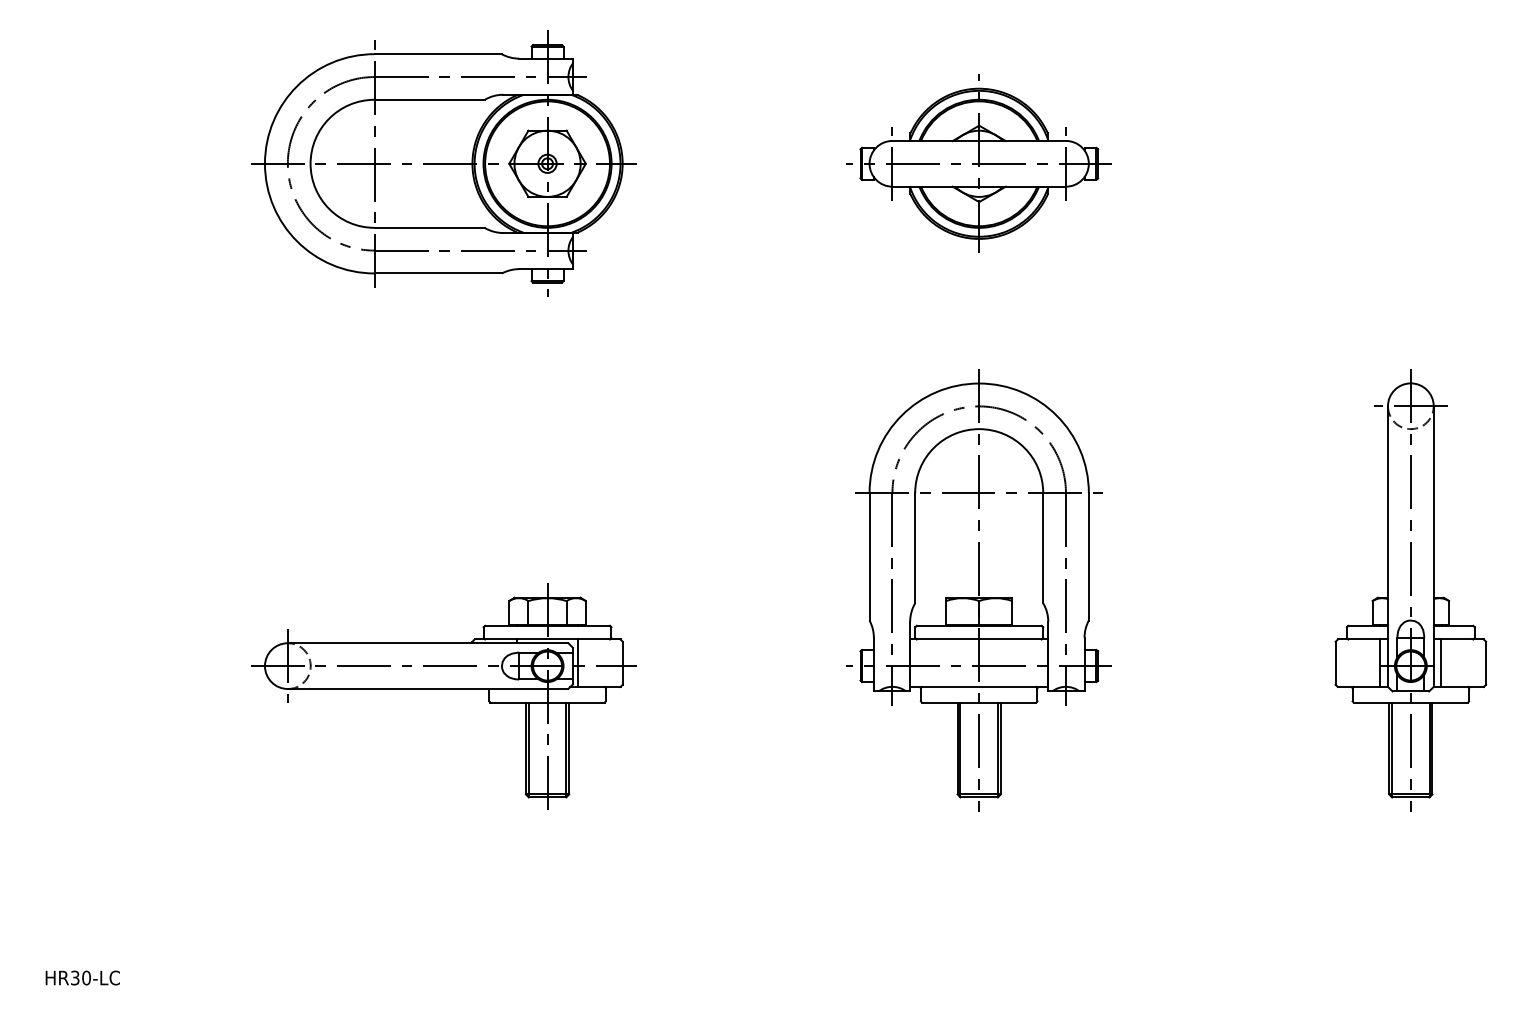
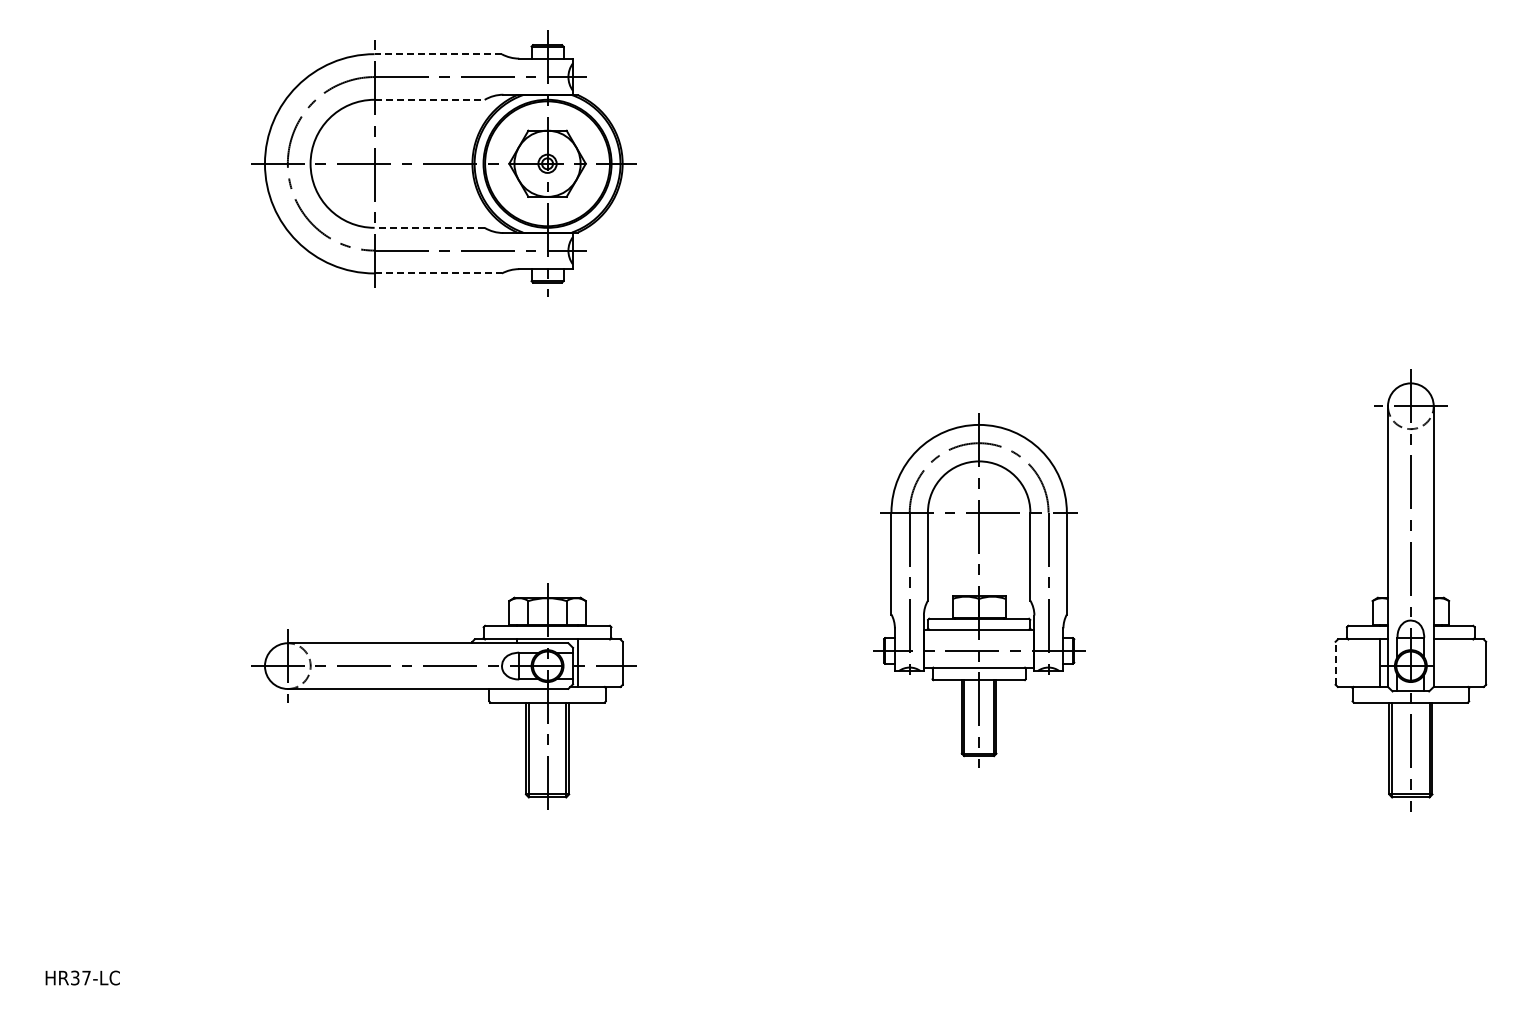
line: solid -> dashed (438, 54)
line: solid -> dashed (430, 99)
part: present -> none (978, 163)
line: solid -> dashed (429, 227)
line: solid -> dashed (438, 273)
part size: 266x443 px -> 213x355 px (979, 590)
line: present -> none (1441, 662)
line: solid -> dashed (1335, 663)
text: HR30-LC -> HR37-LC (86, 977)
